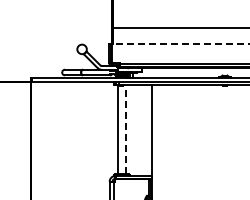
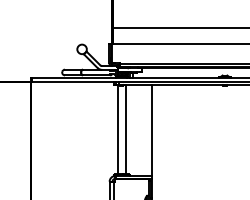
line: dashed -> solid (180, 43)
line: dashed -> solid (125, 129)
